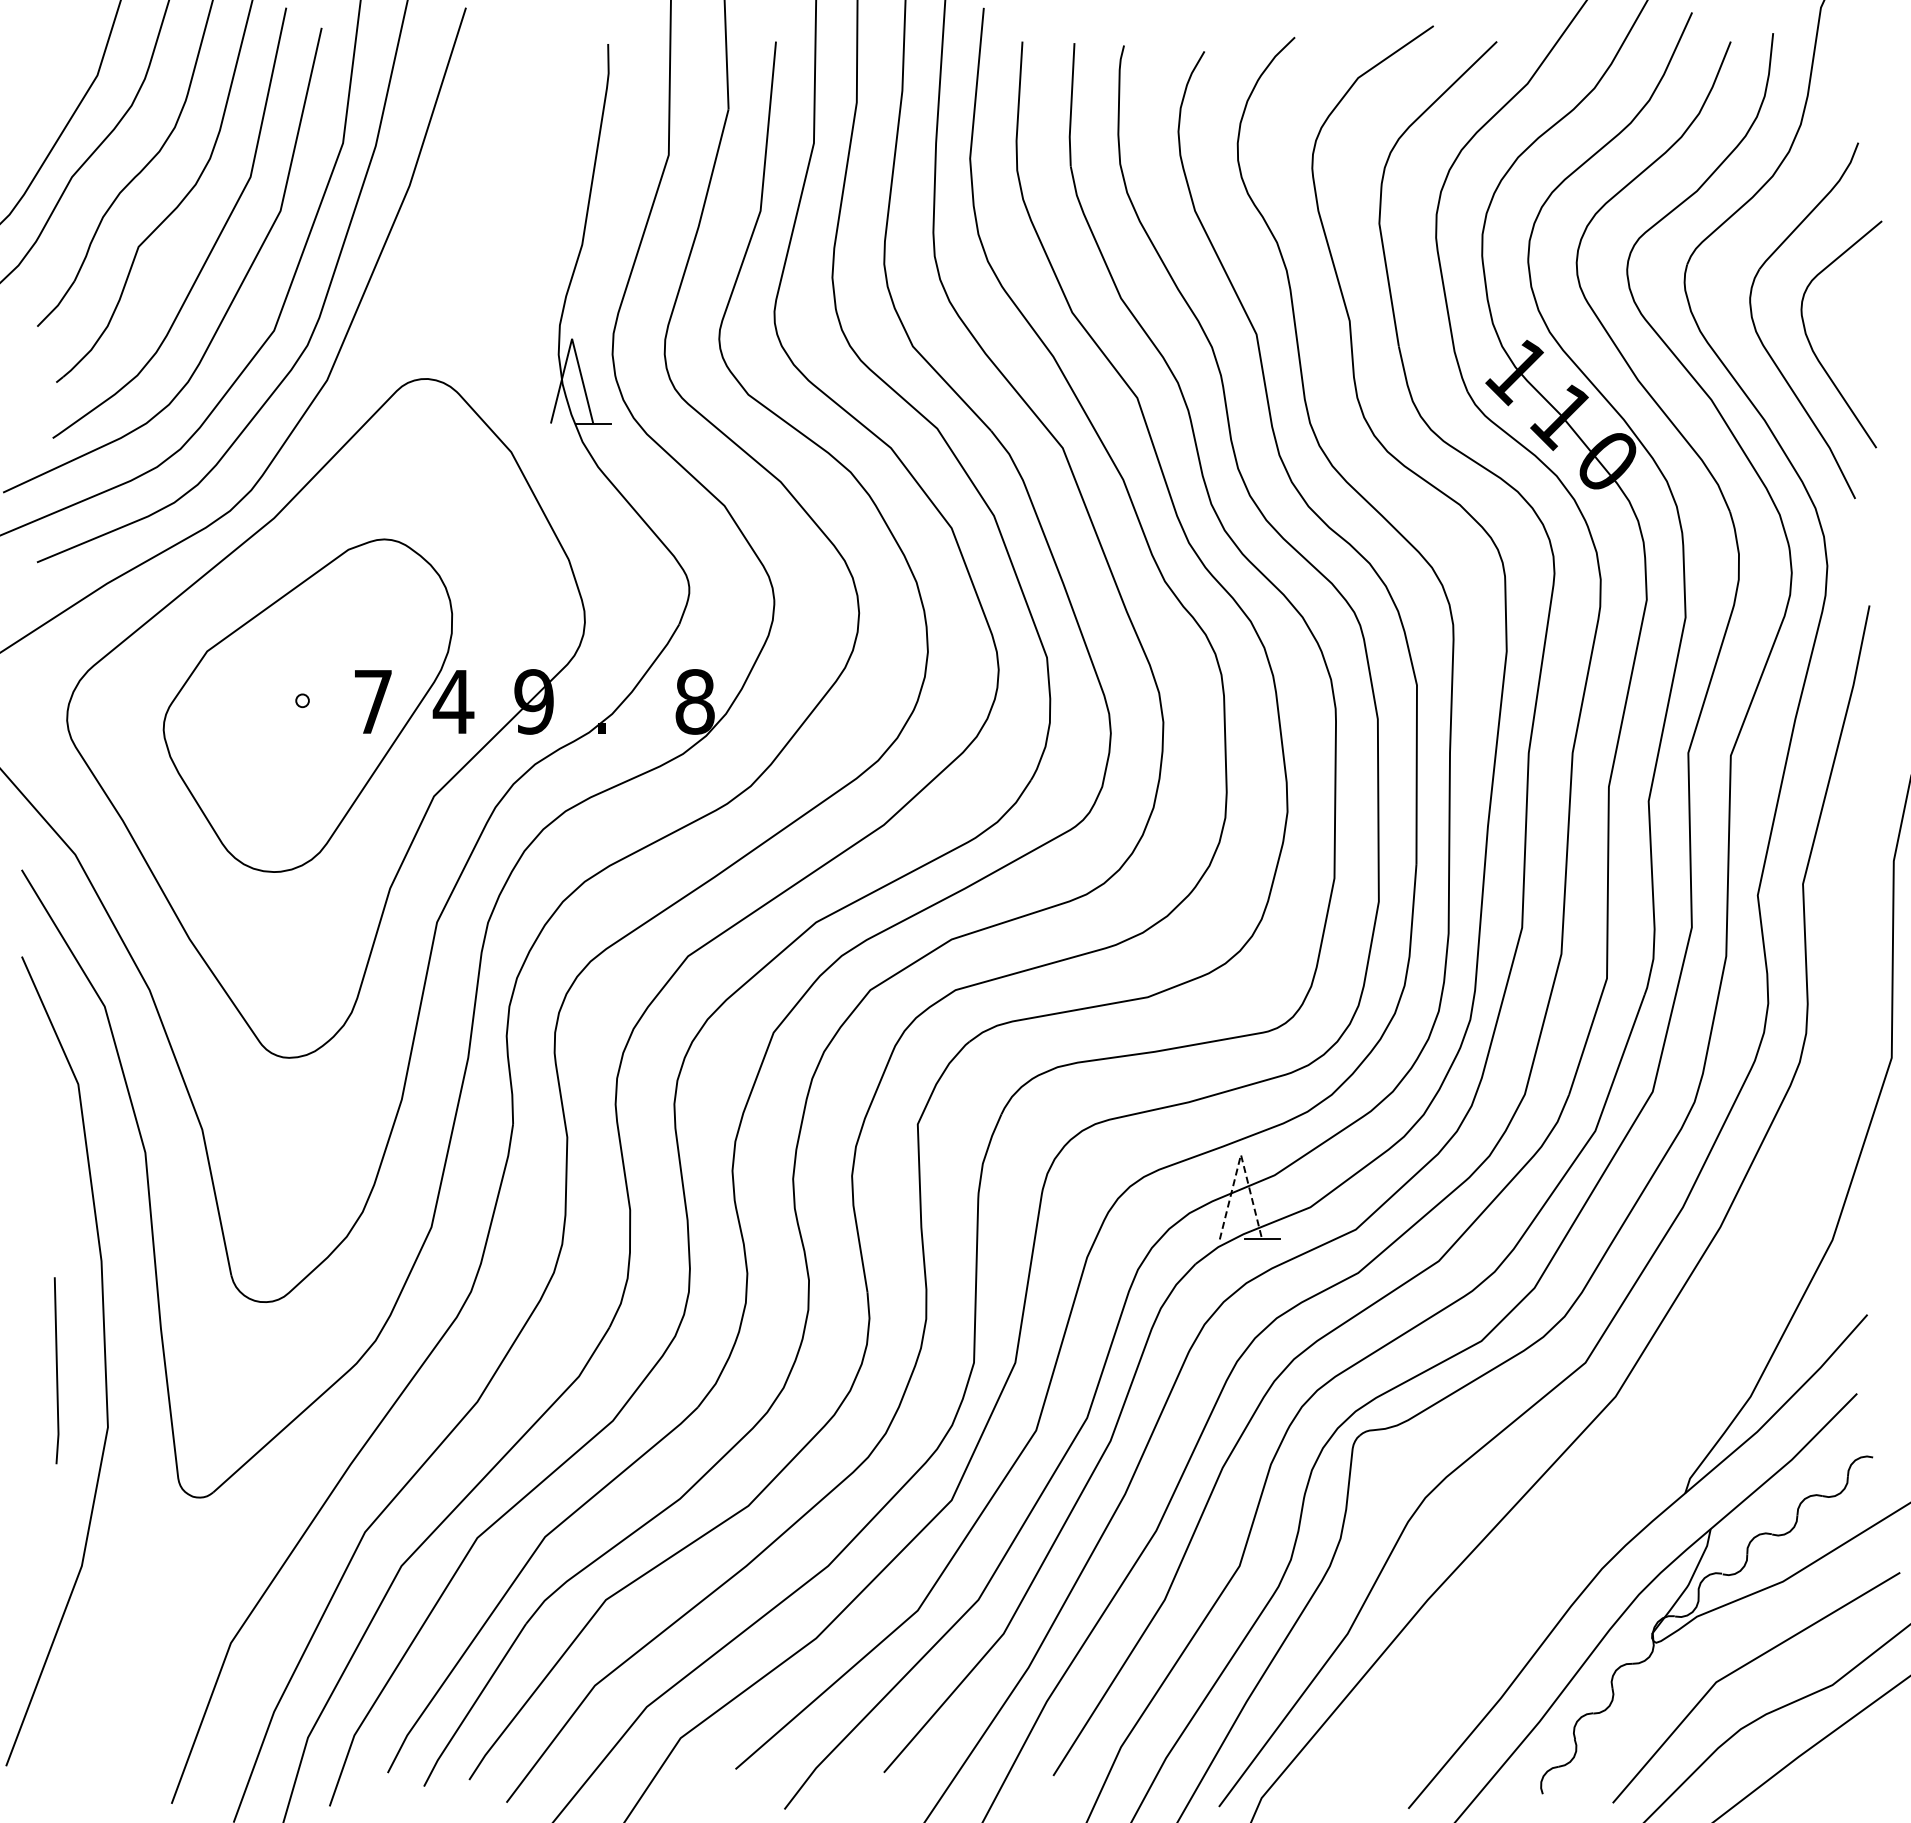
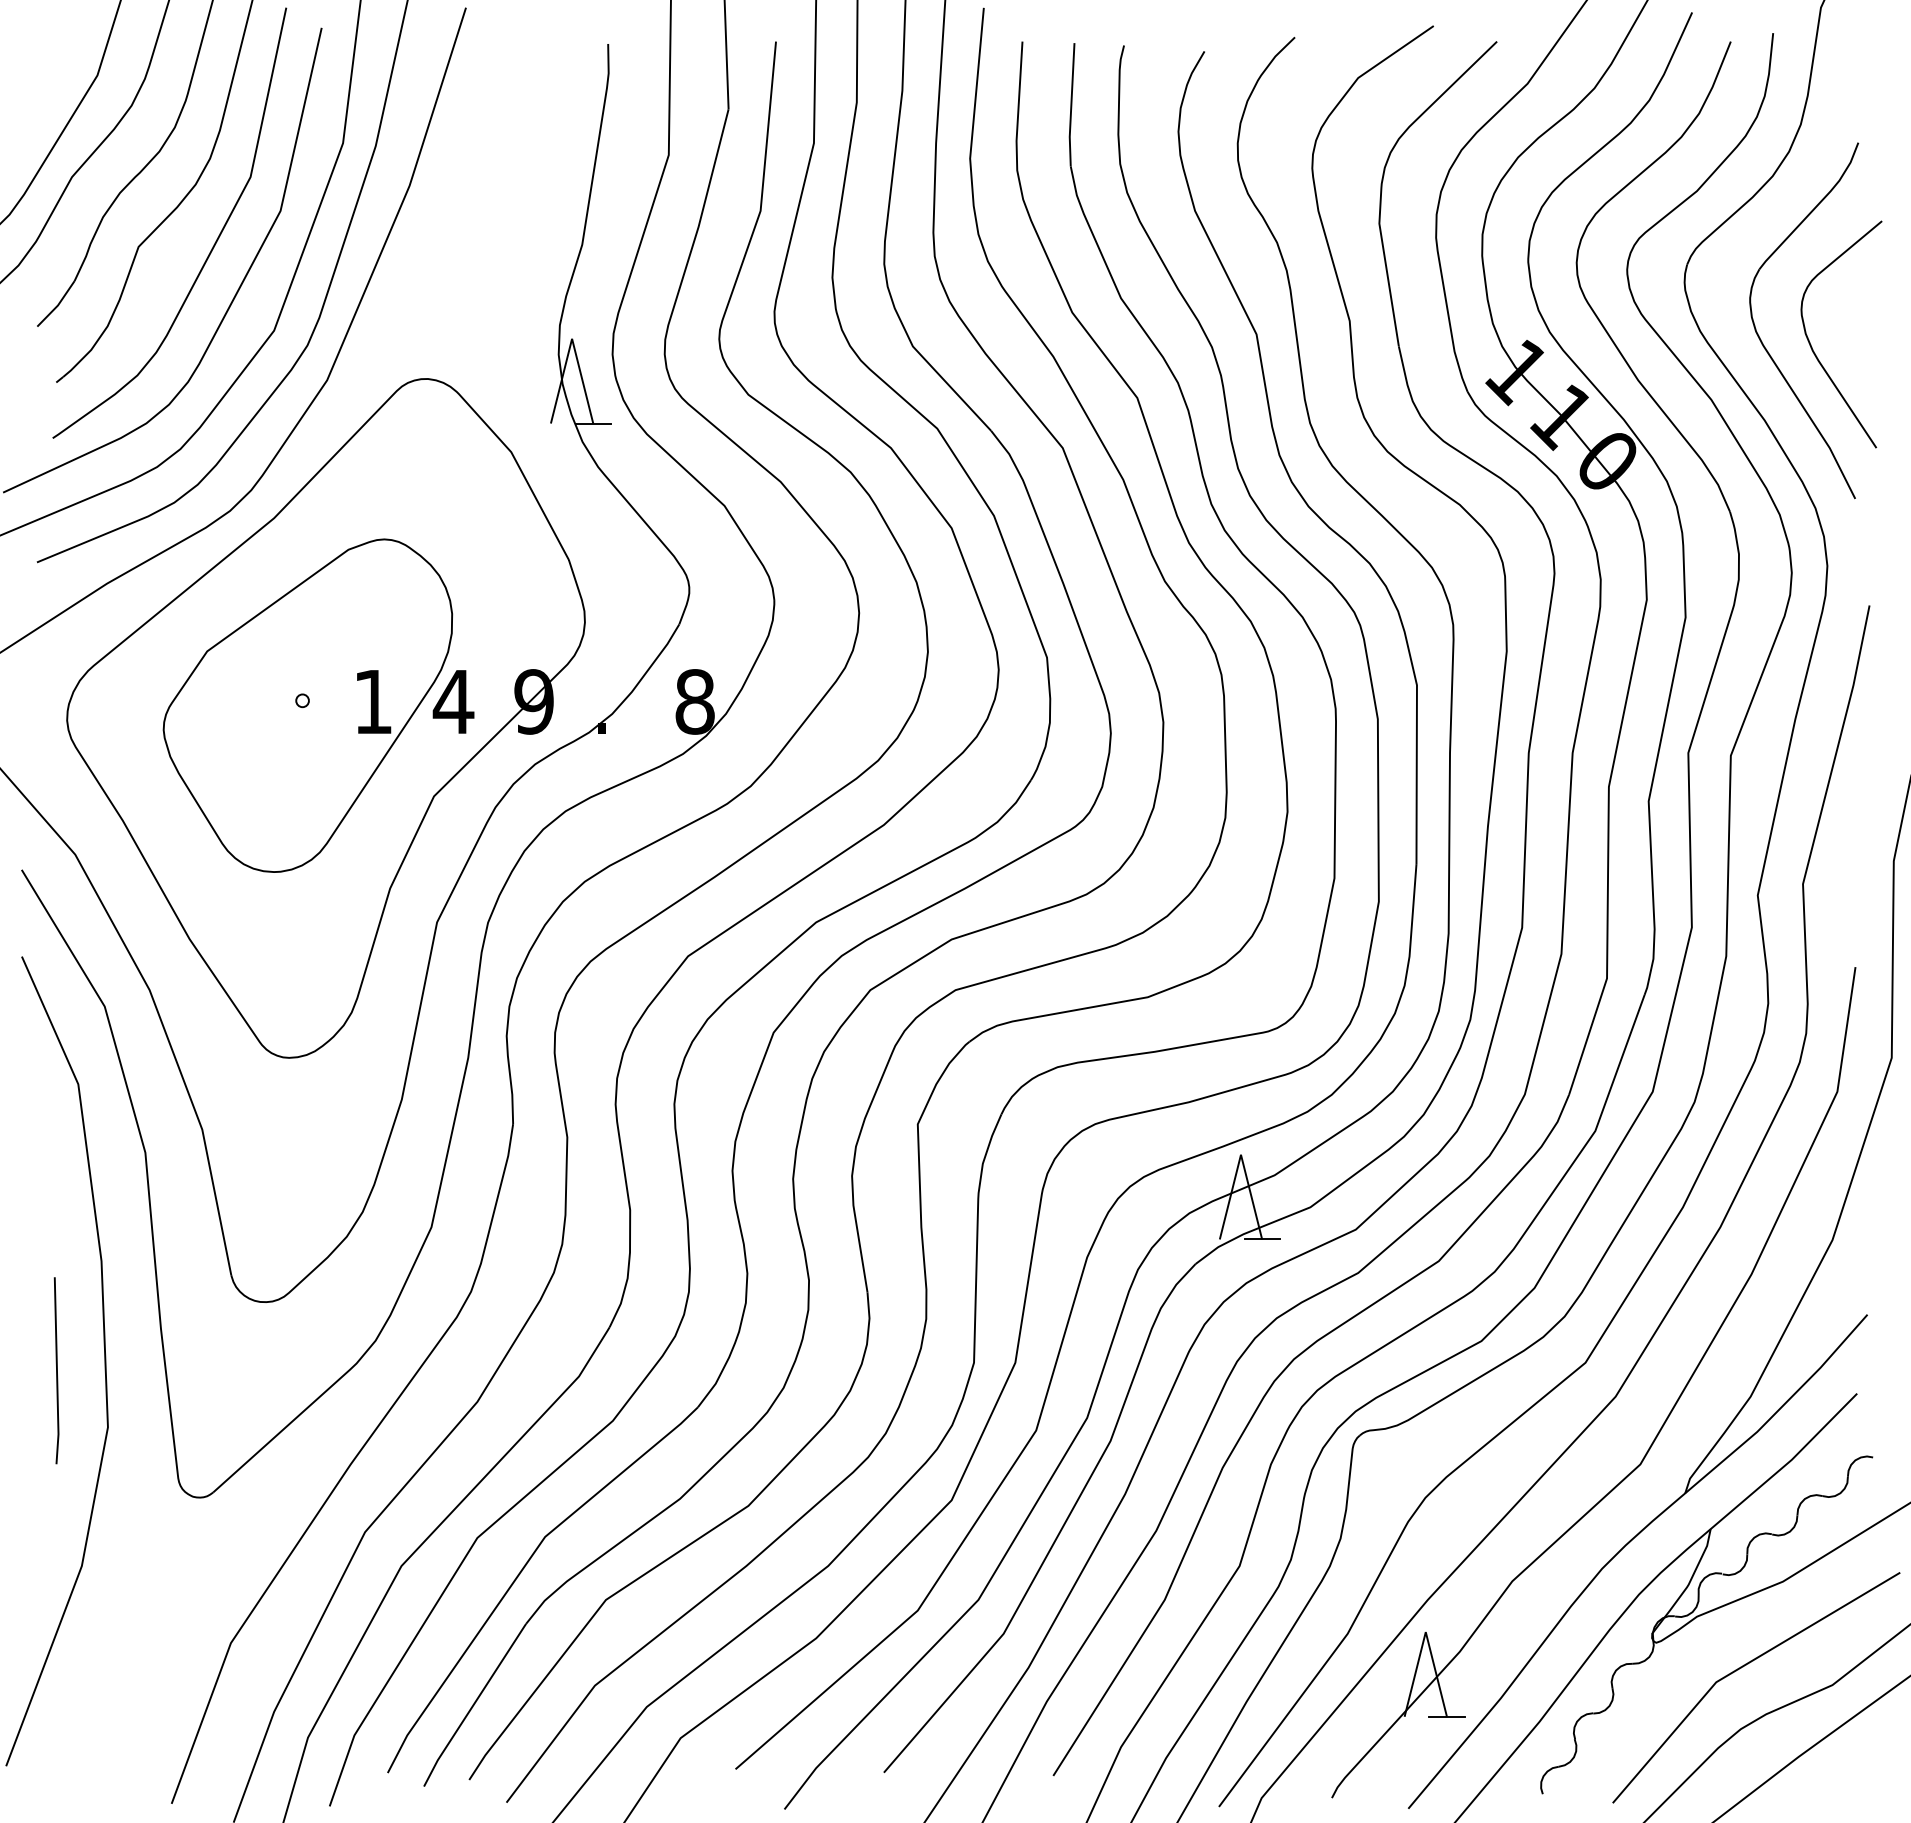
text: 7 -> 1 (373, 701)
line: dashed -> solid (1240, 1154)
part: none -> present (1663, 1422)
